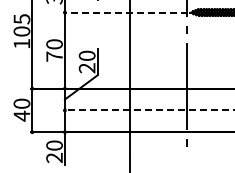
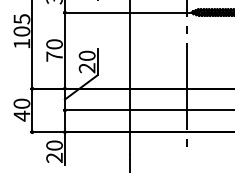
line: dashed -> solid (125, 12)
line: dashed -> solid (148, 110)
